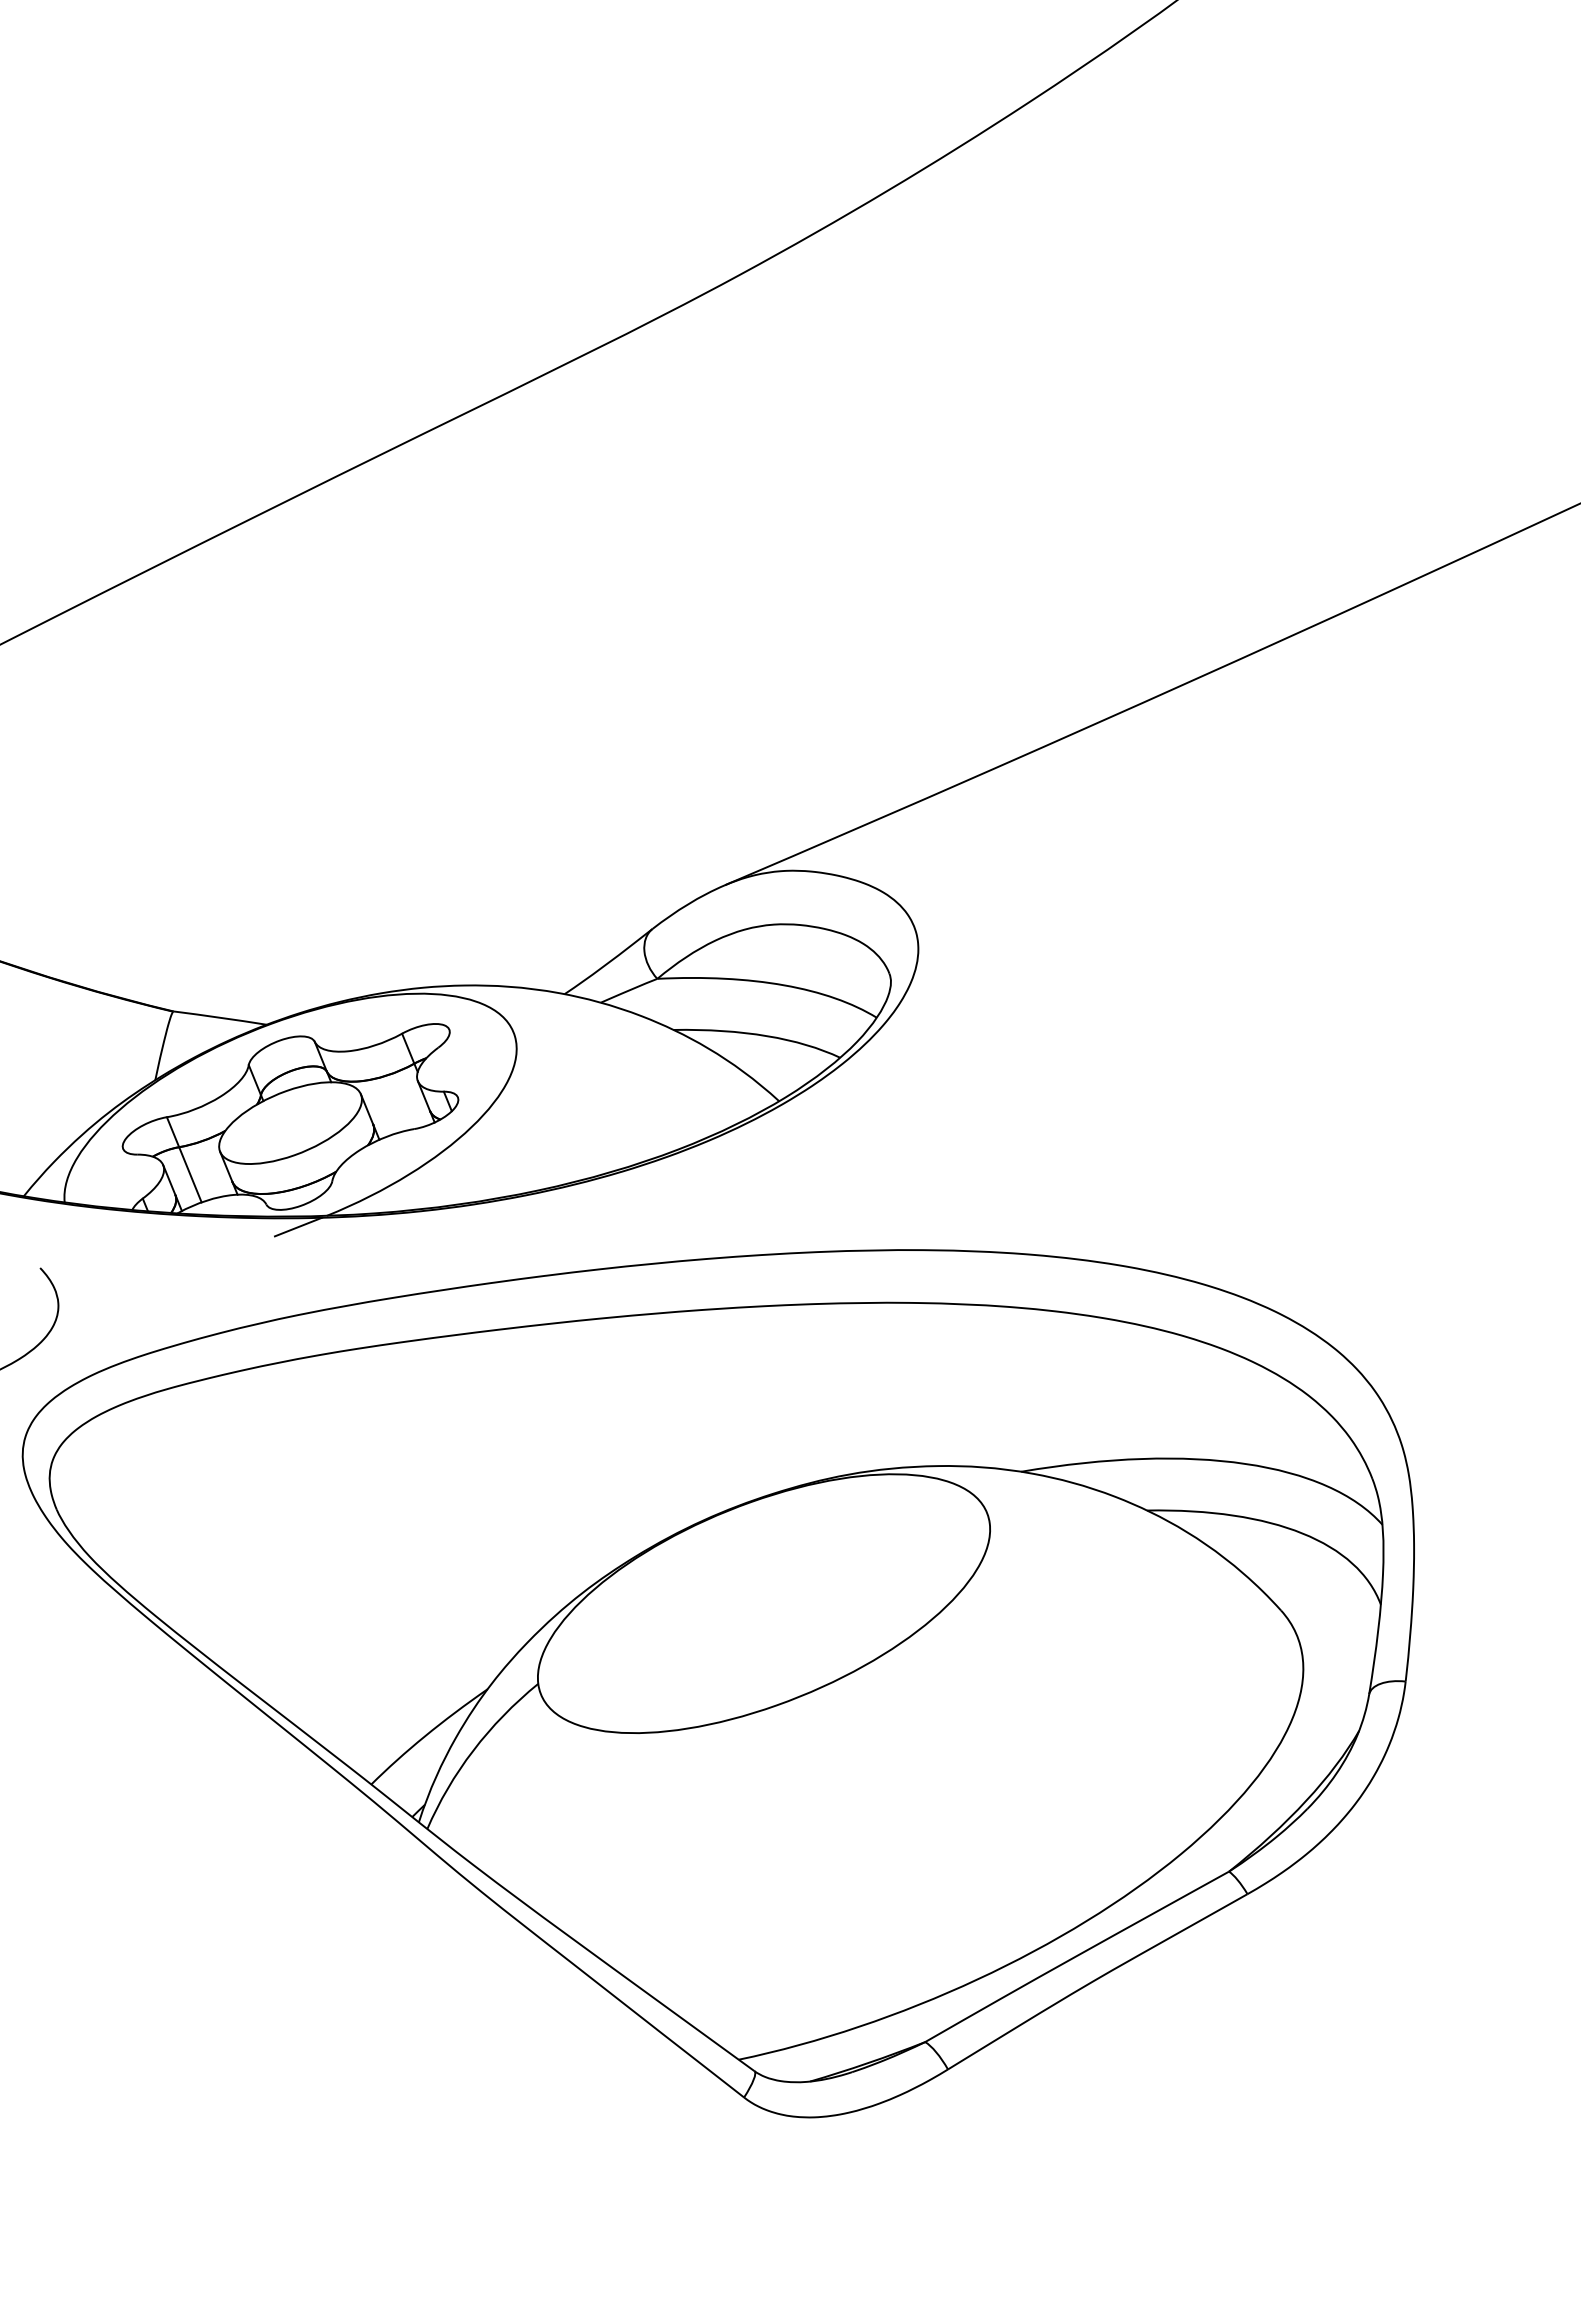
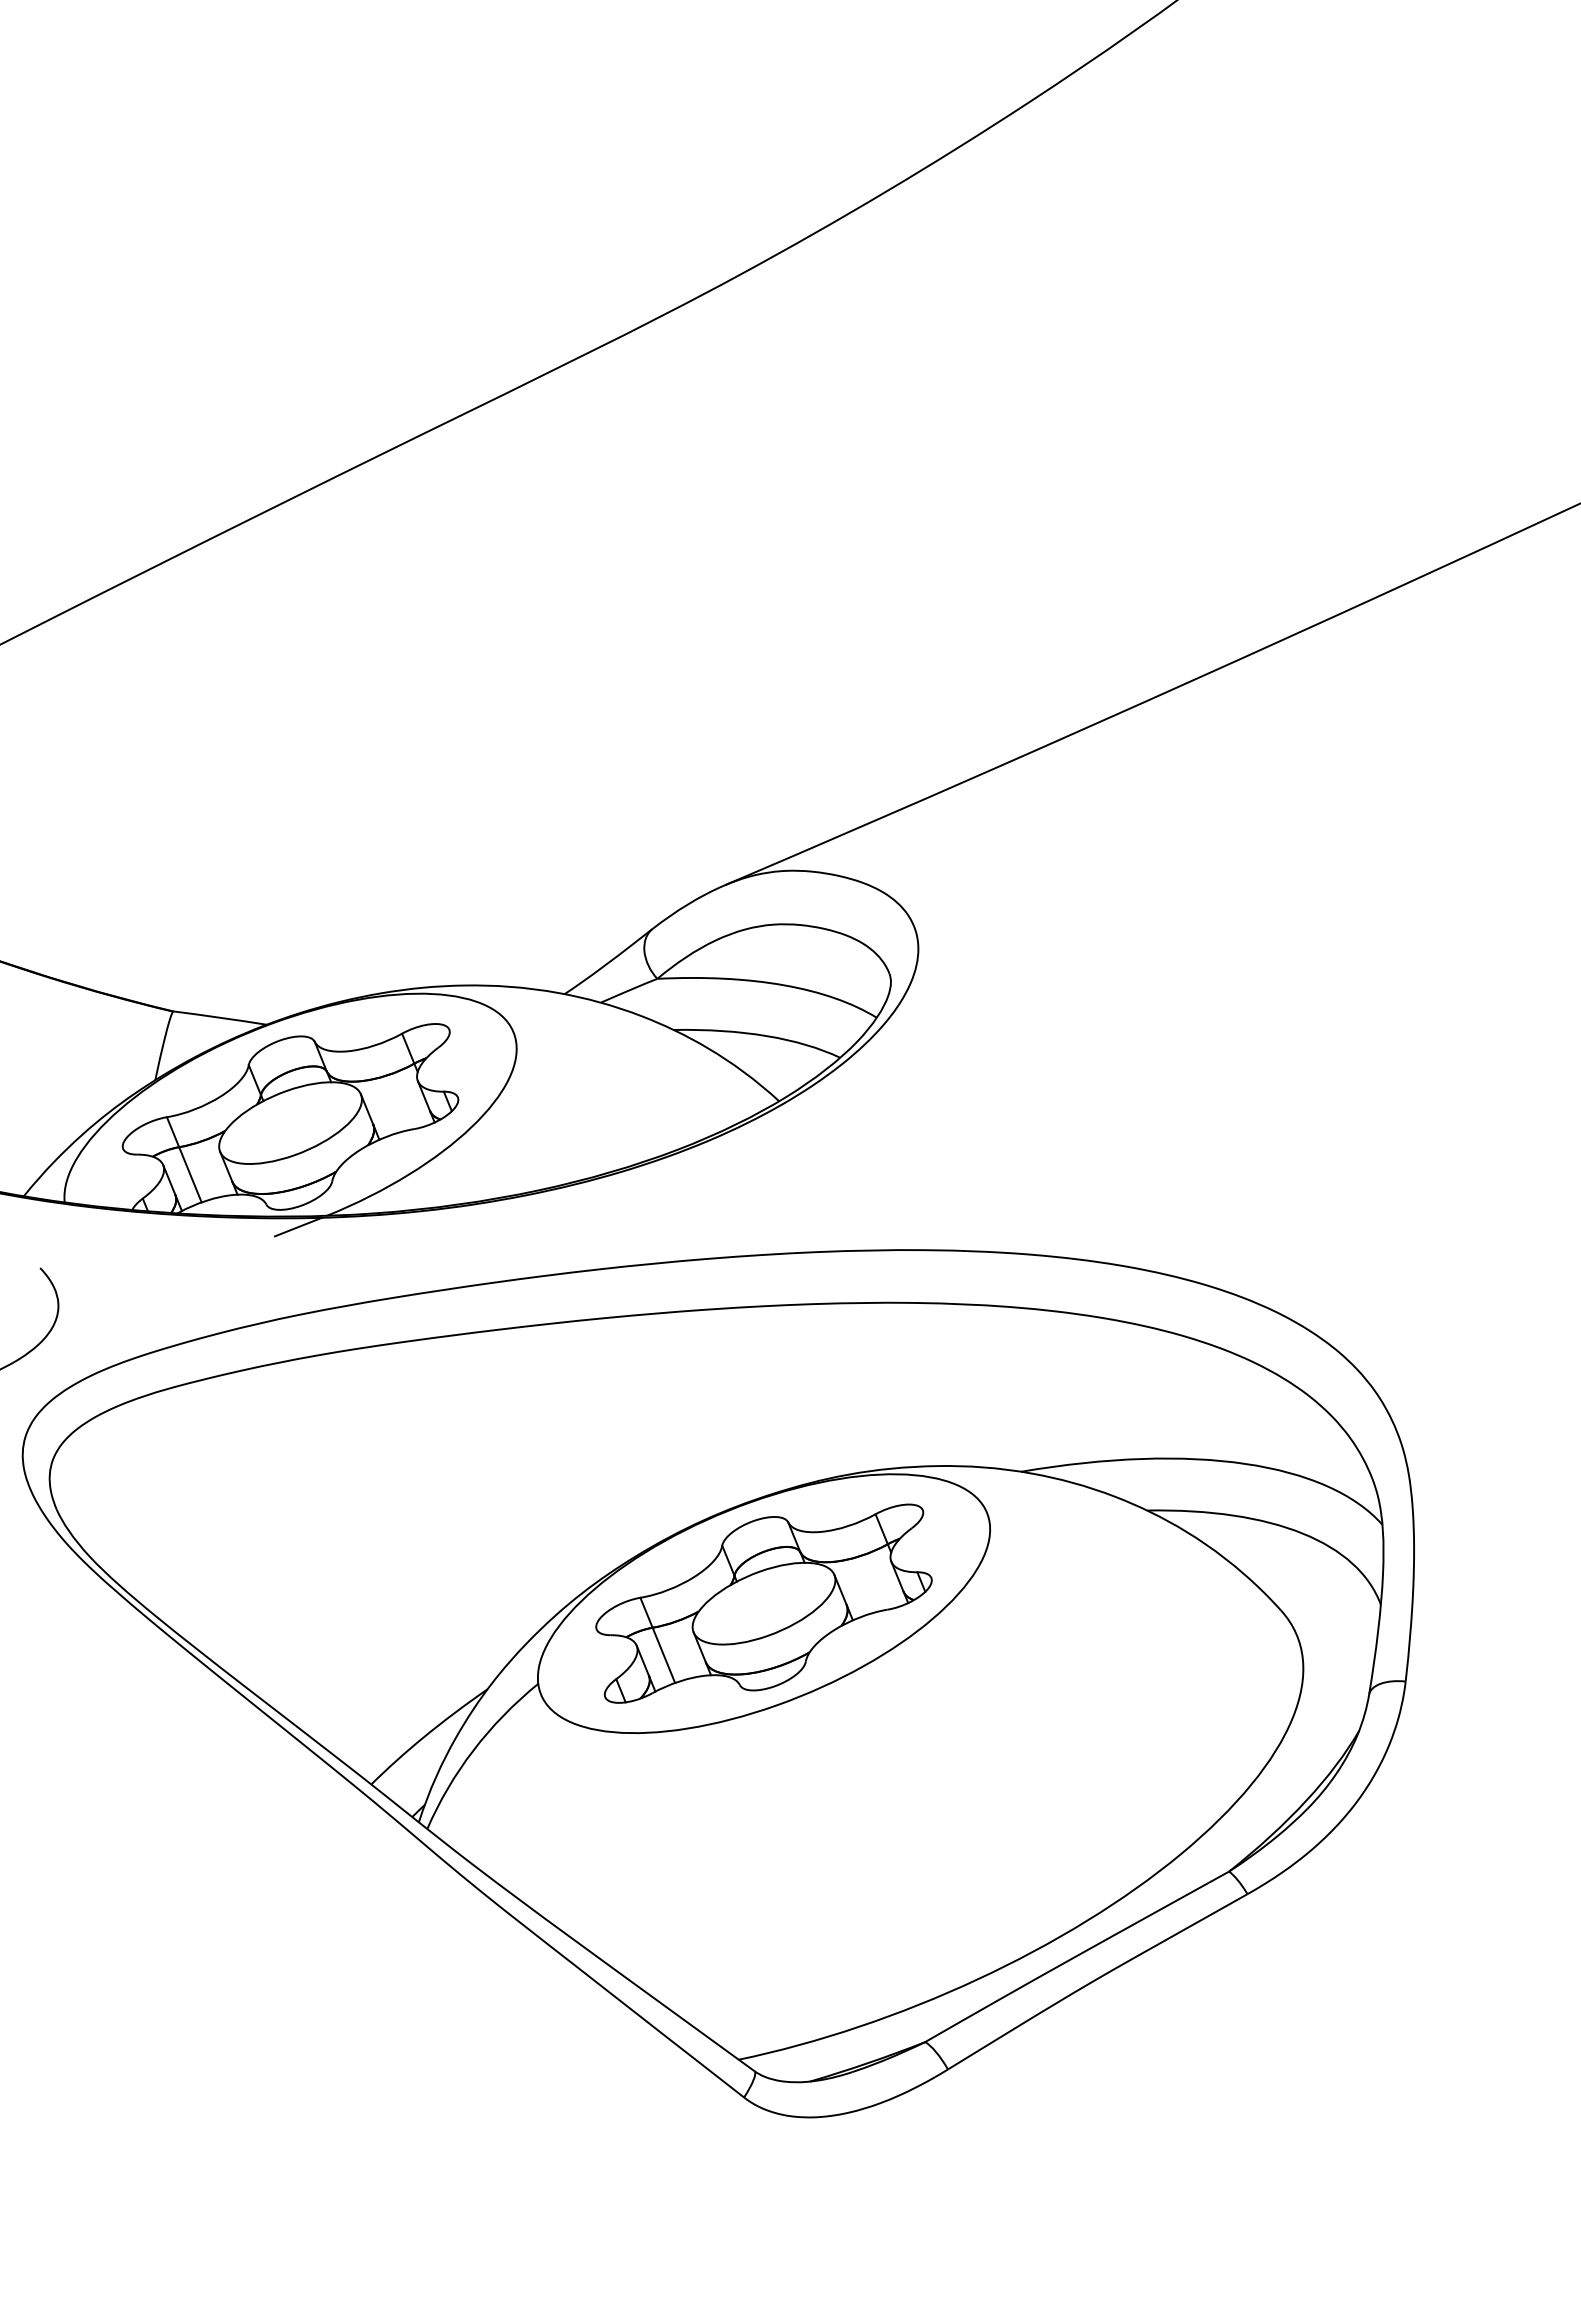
part: none -> present (763, 1603)
